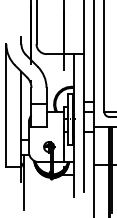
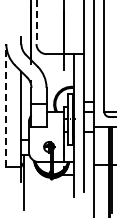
line: solid -> dashed (36, 22)
line: solid -> dashed (6, 105)
